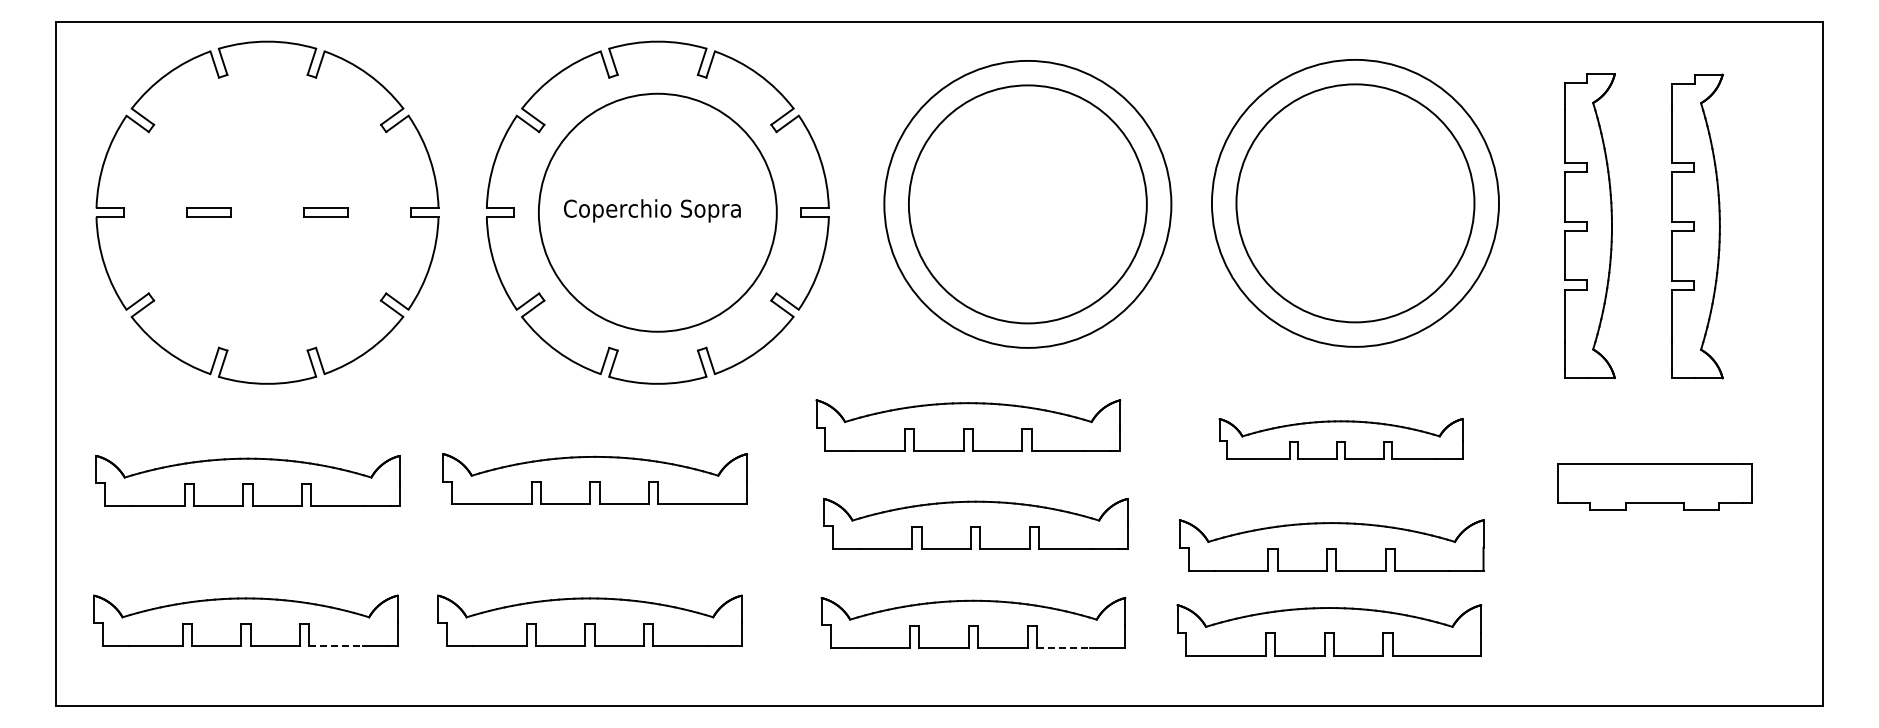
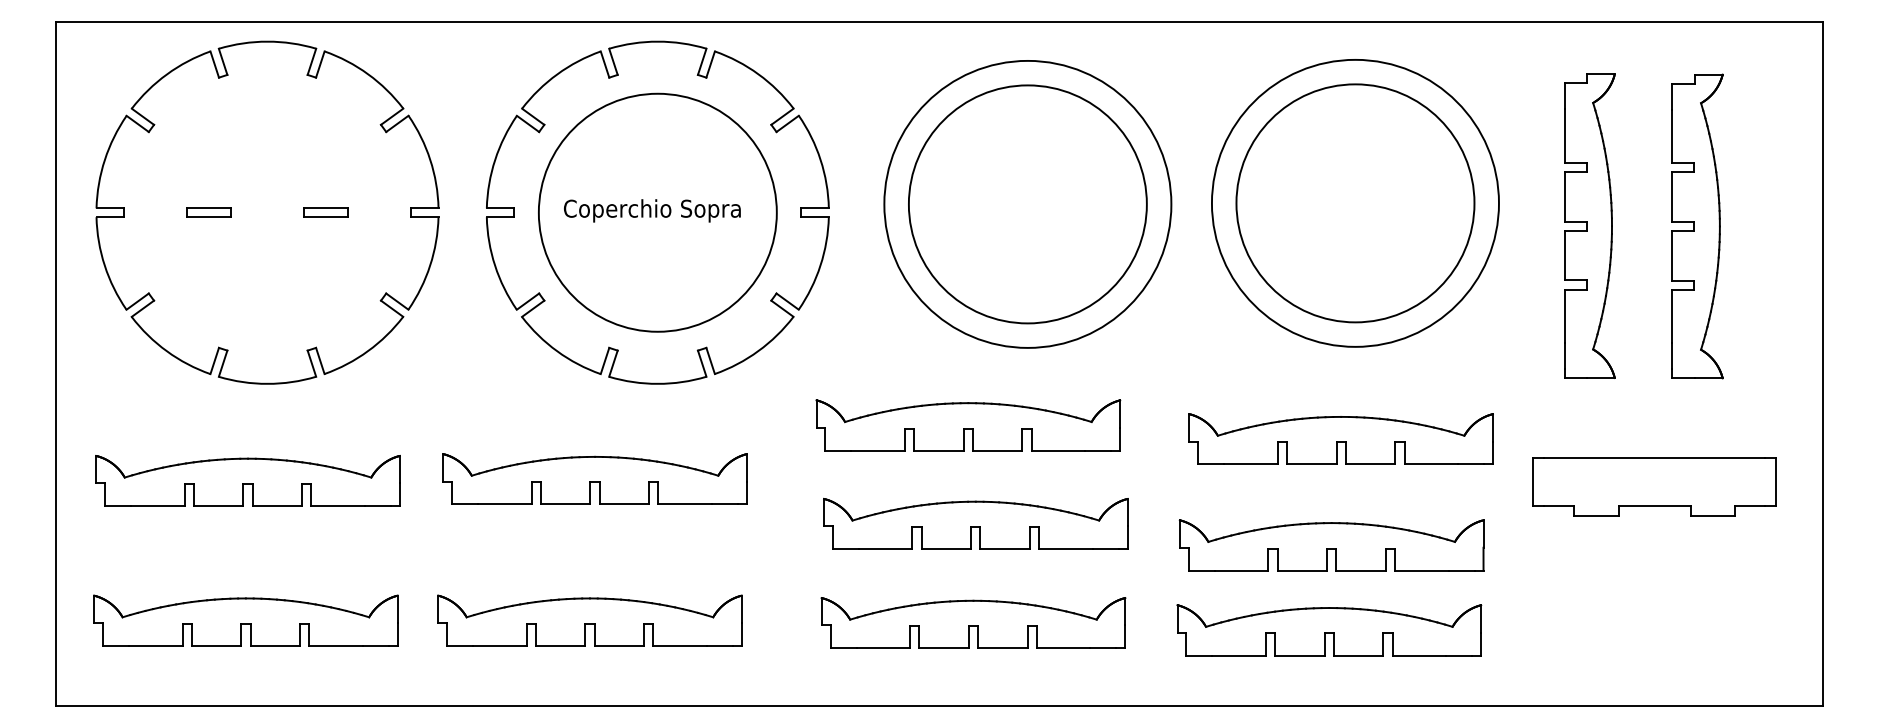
part size: 246x42 px -> 306x52 px (1340, 438)
part size: 196x48 px -> 245x60 px (1654, 486)
line: dashed -> solid (336, 645)
line: dashed -> solid (1063, 648)
